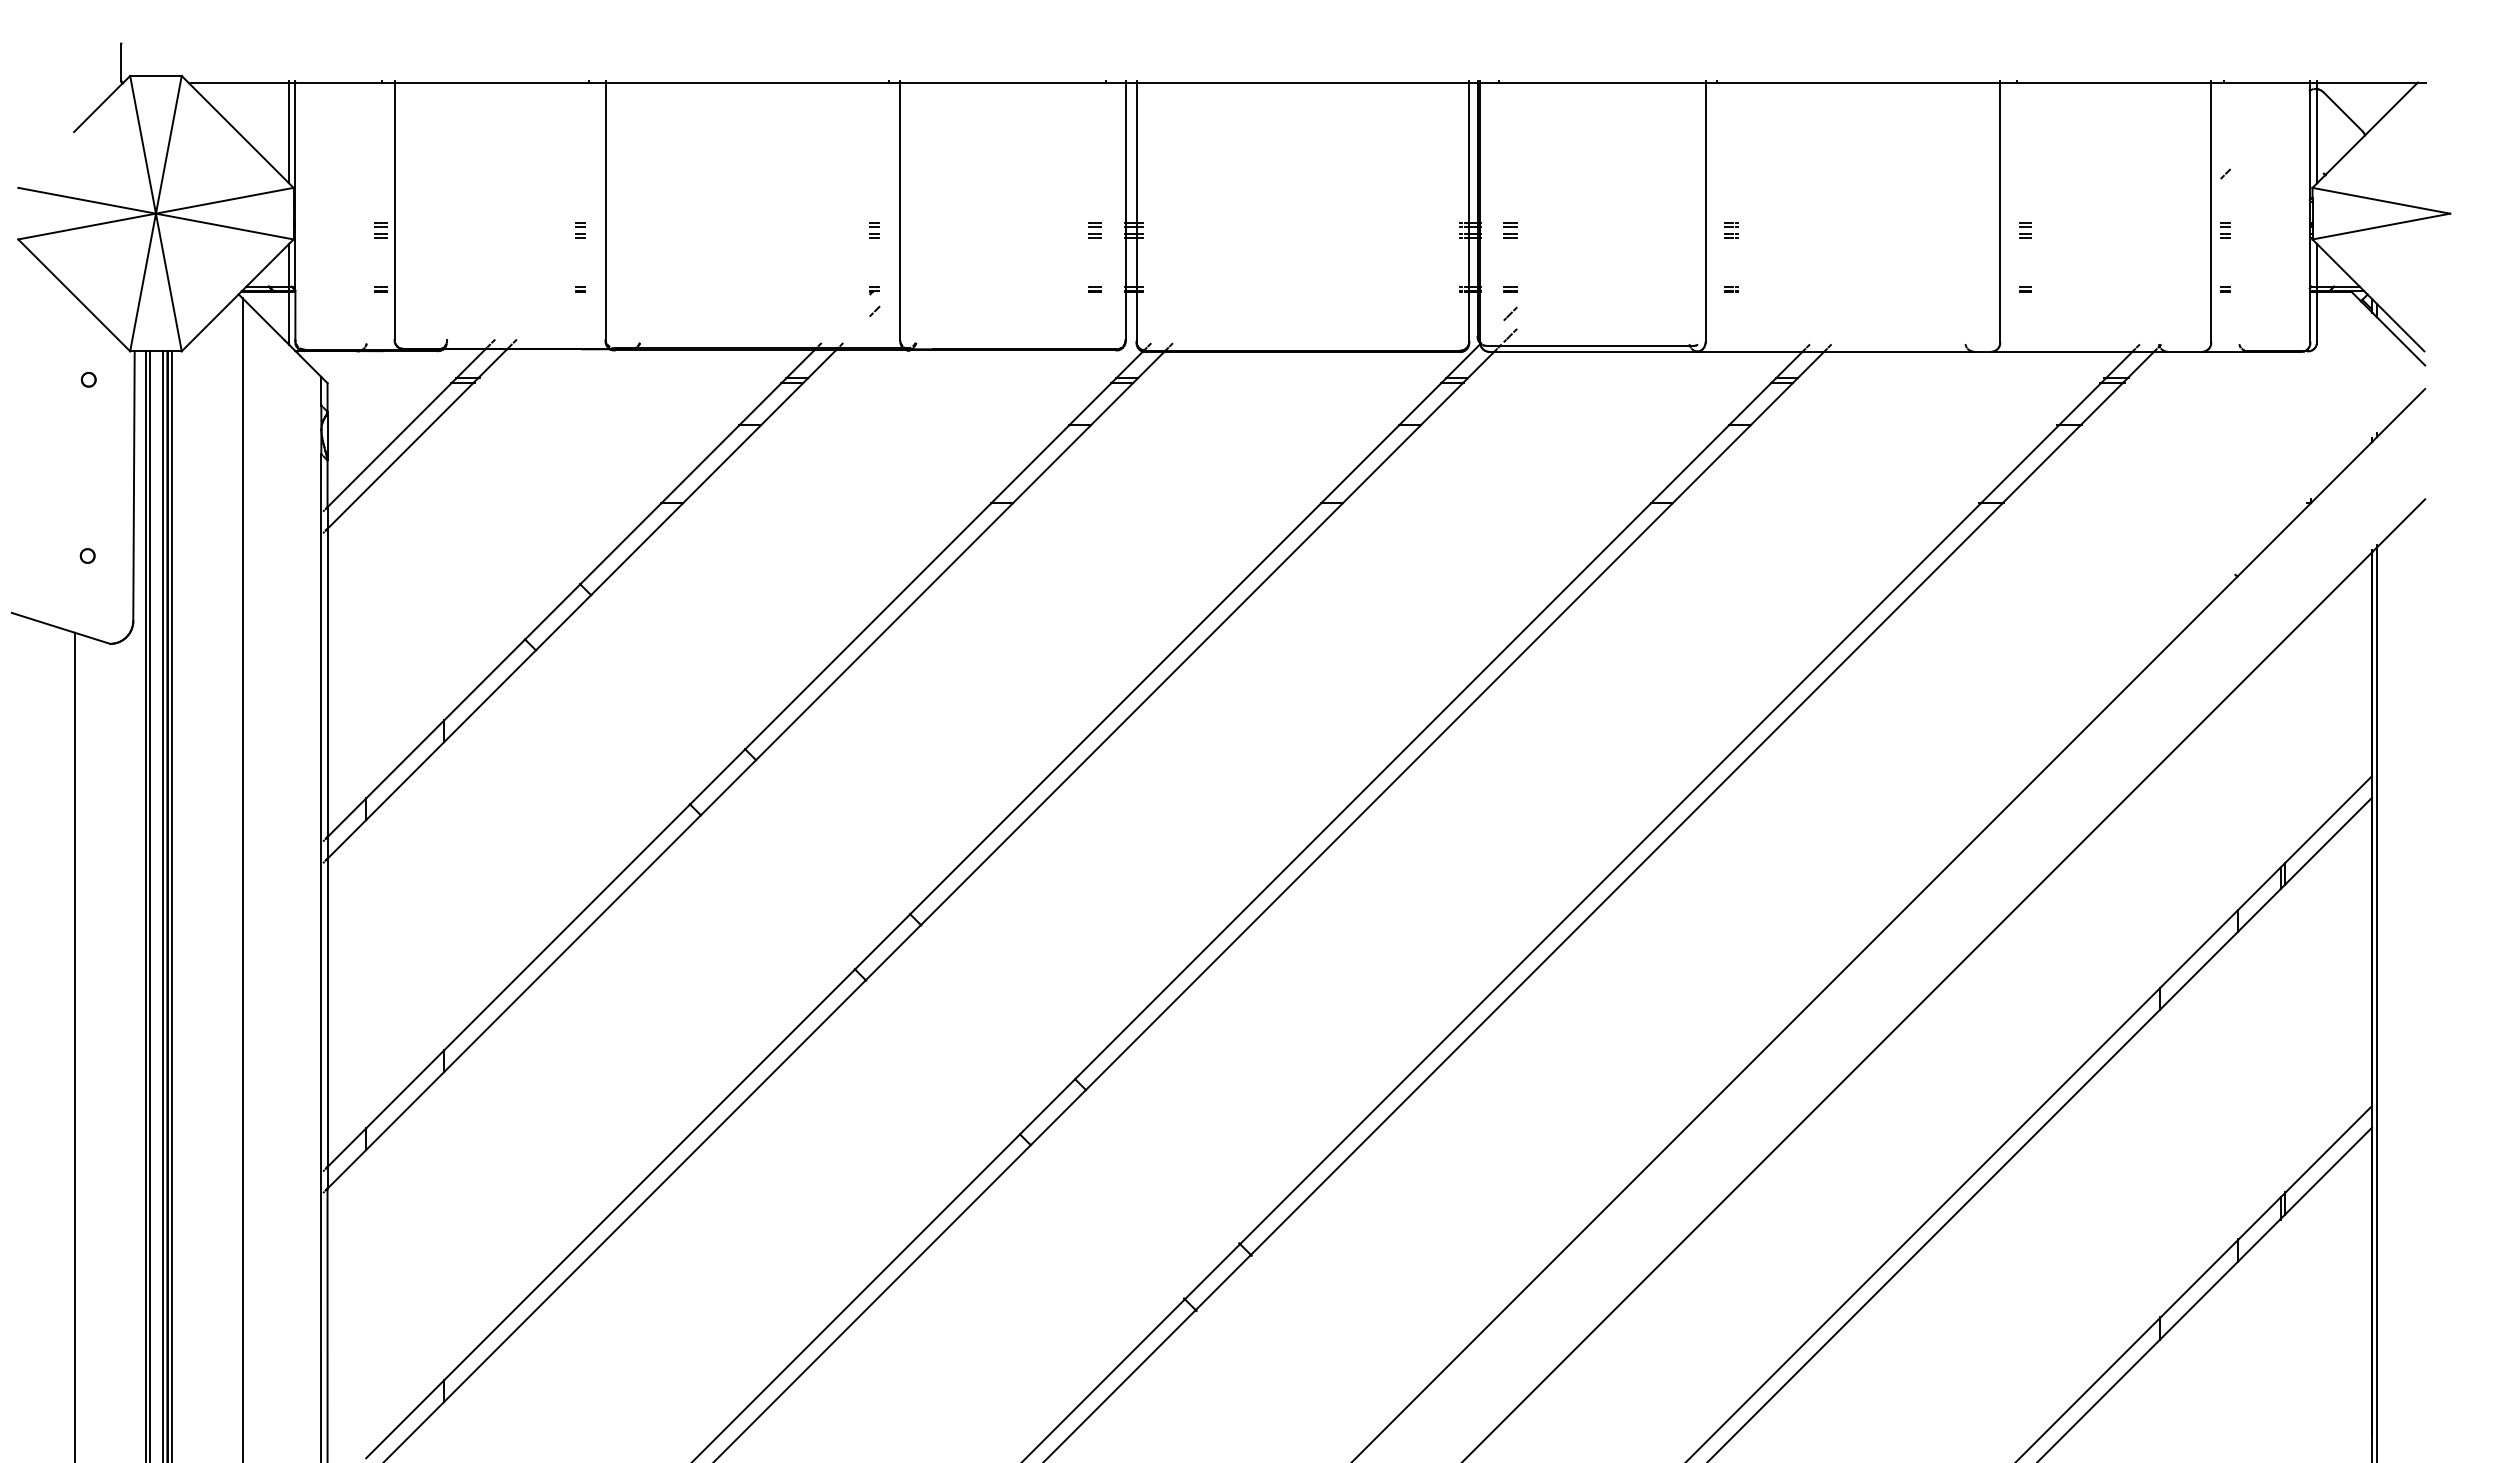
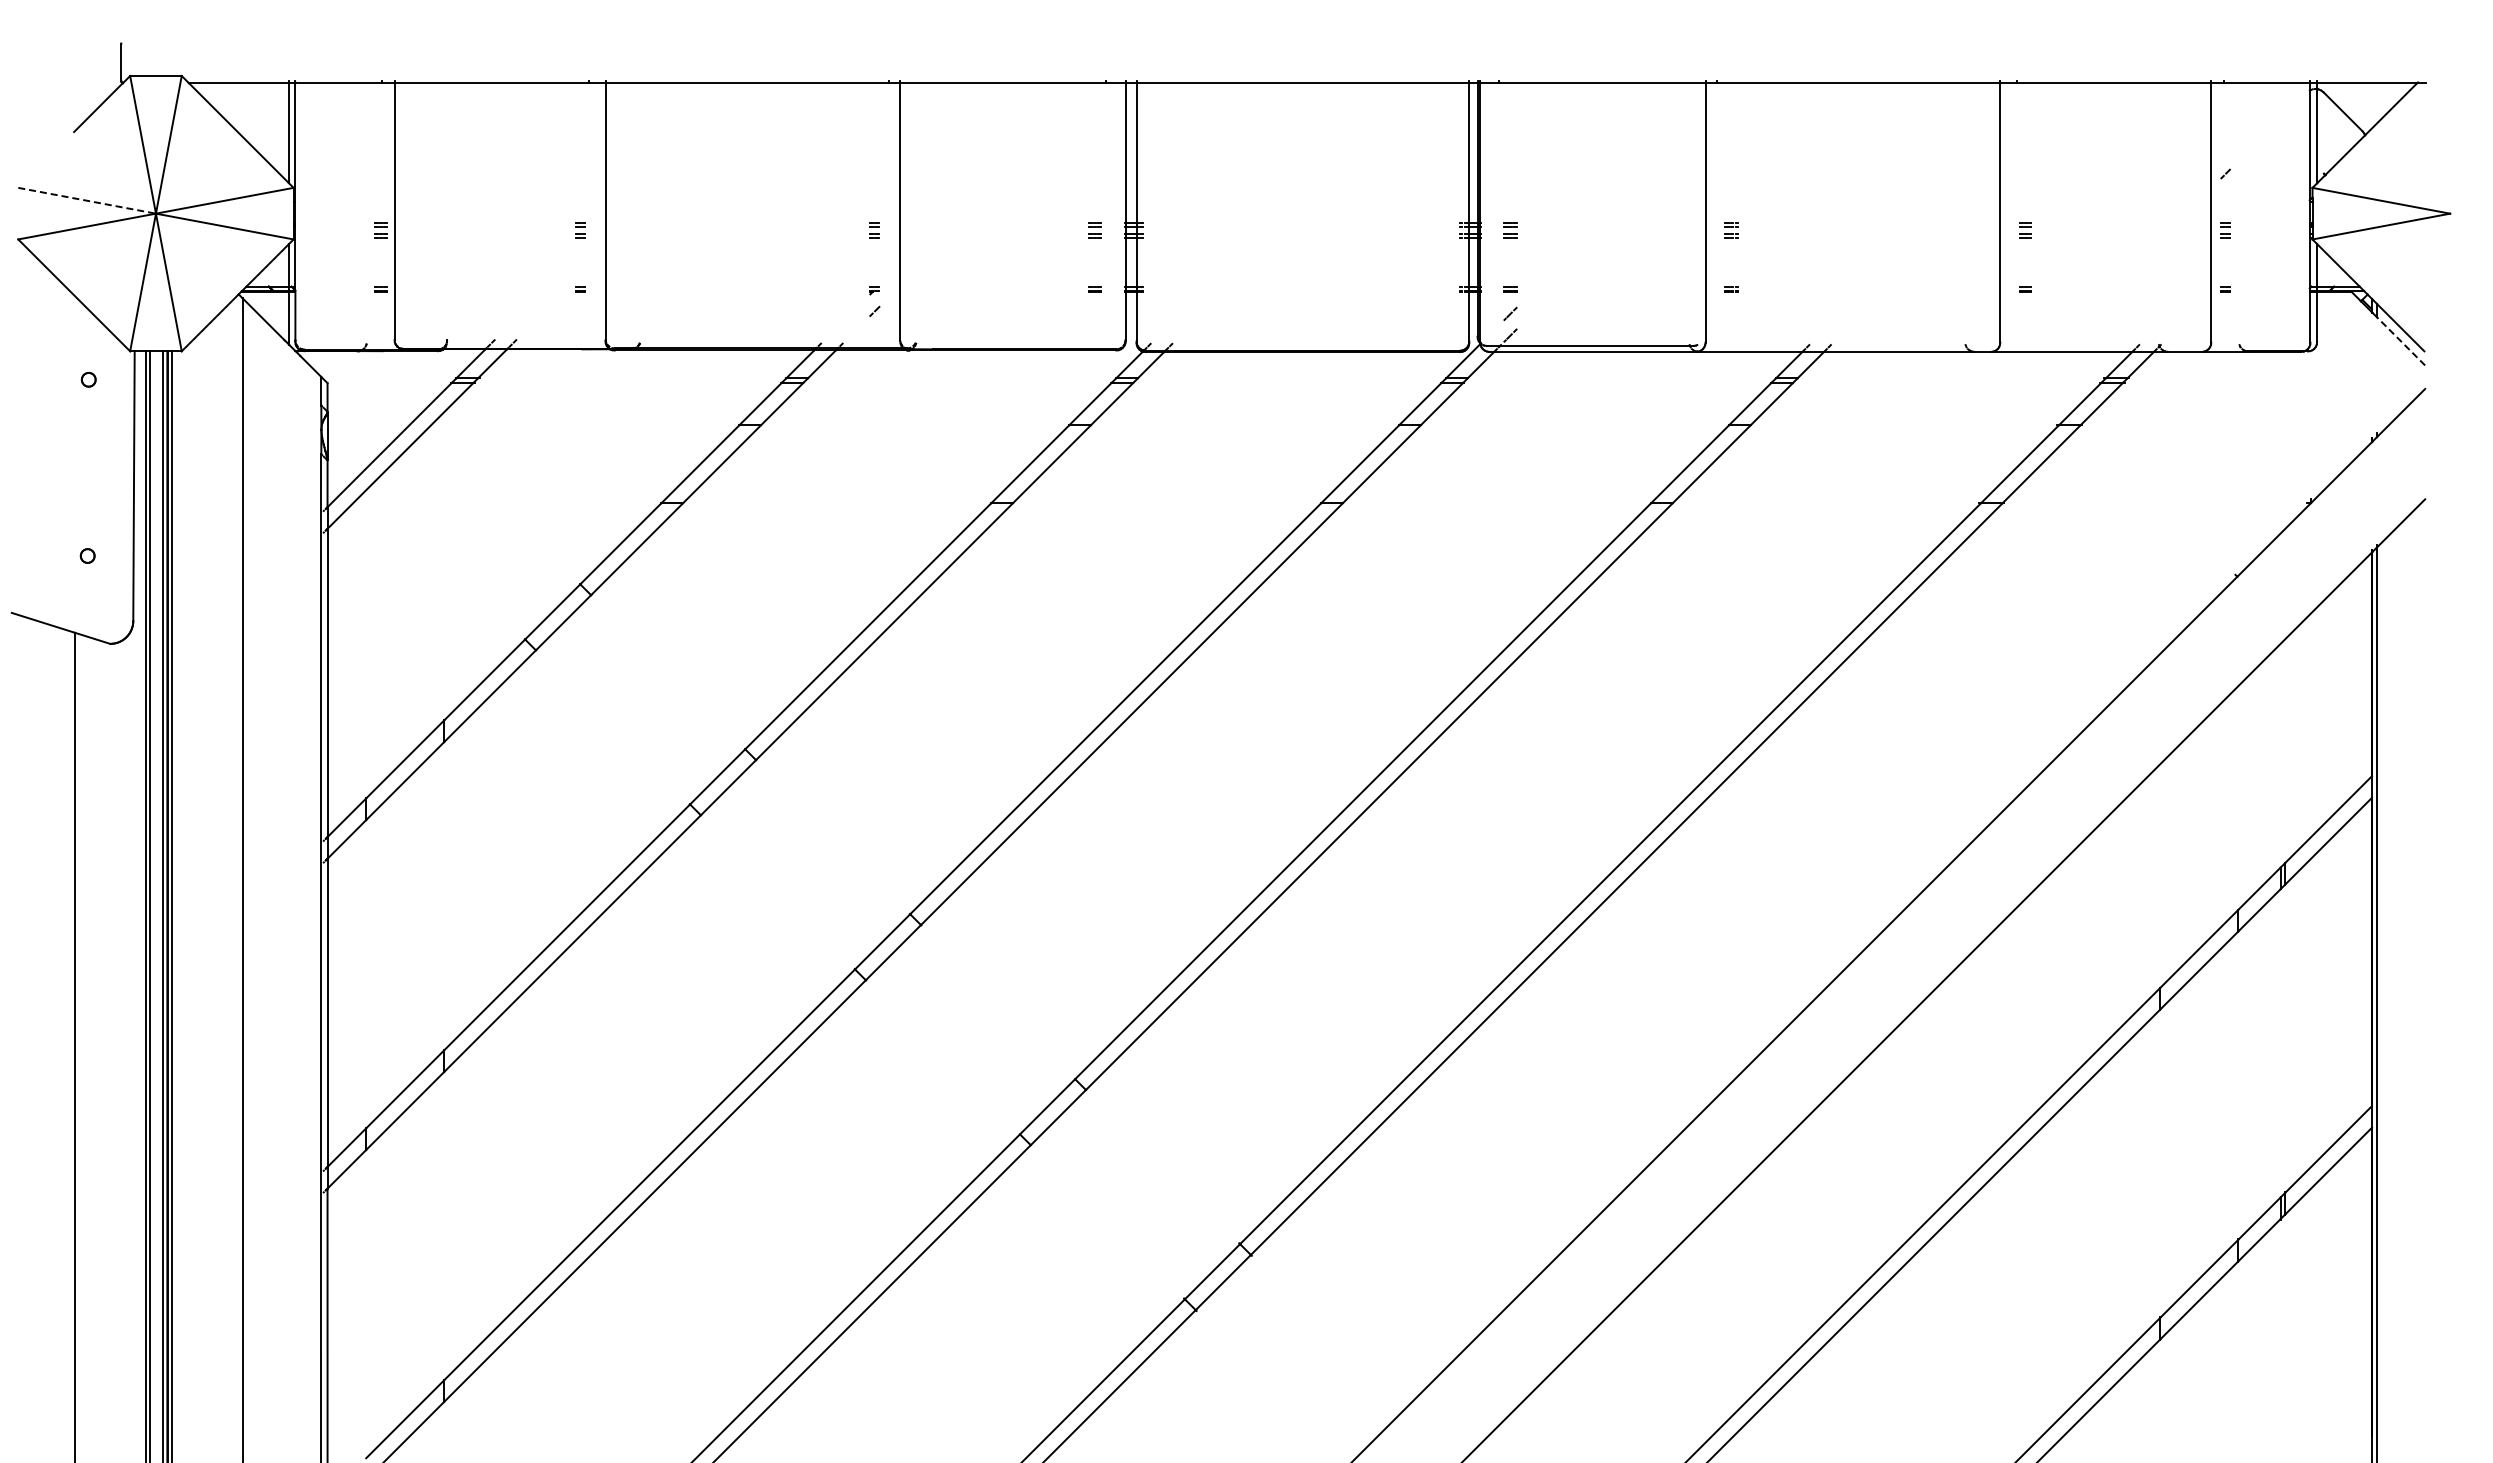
line: solid -> dashed (87, 200)
line: solid -> dashed (2400, 341)
